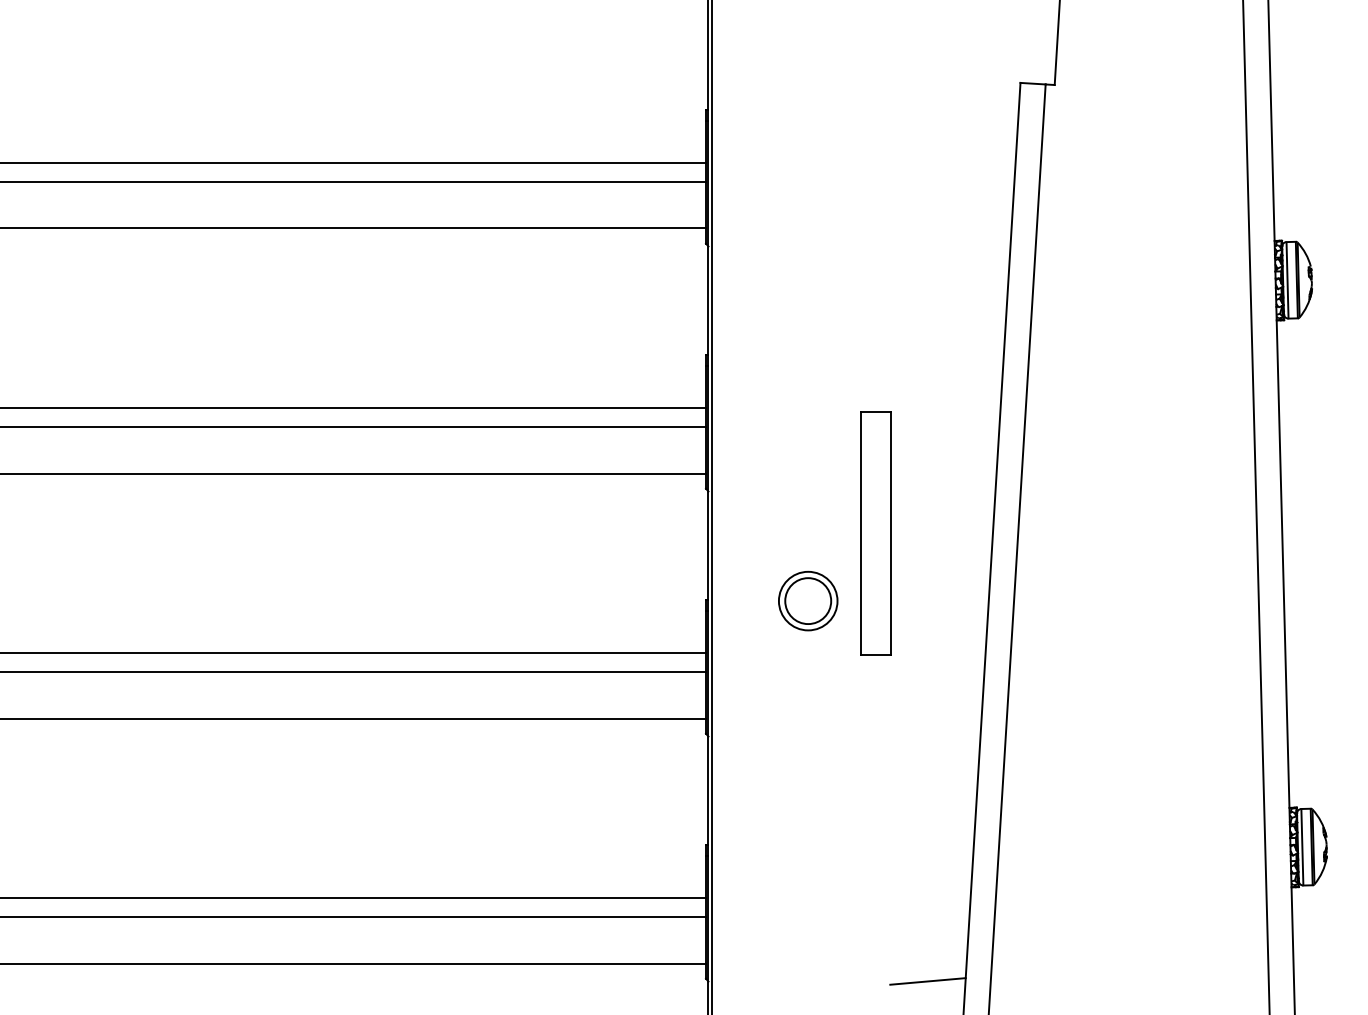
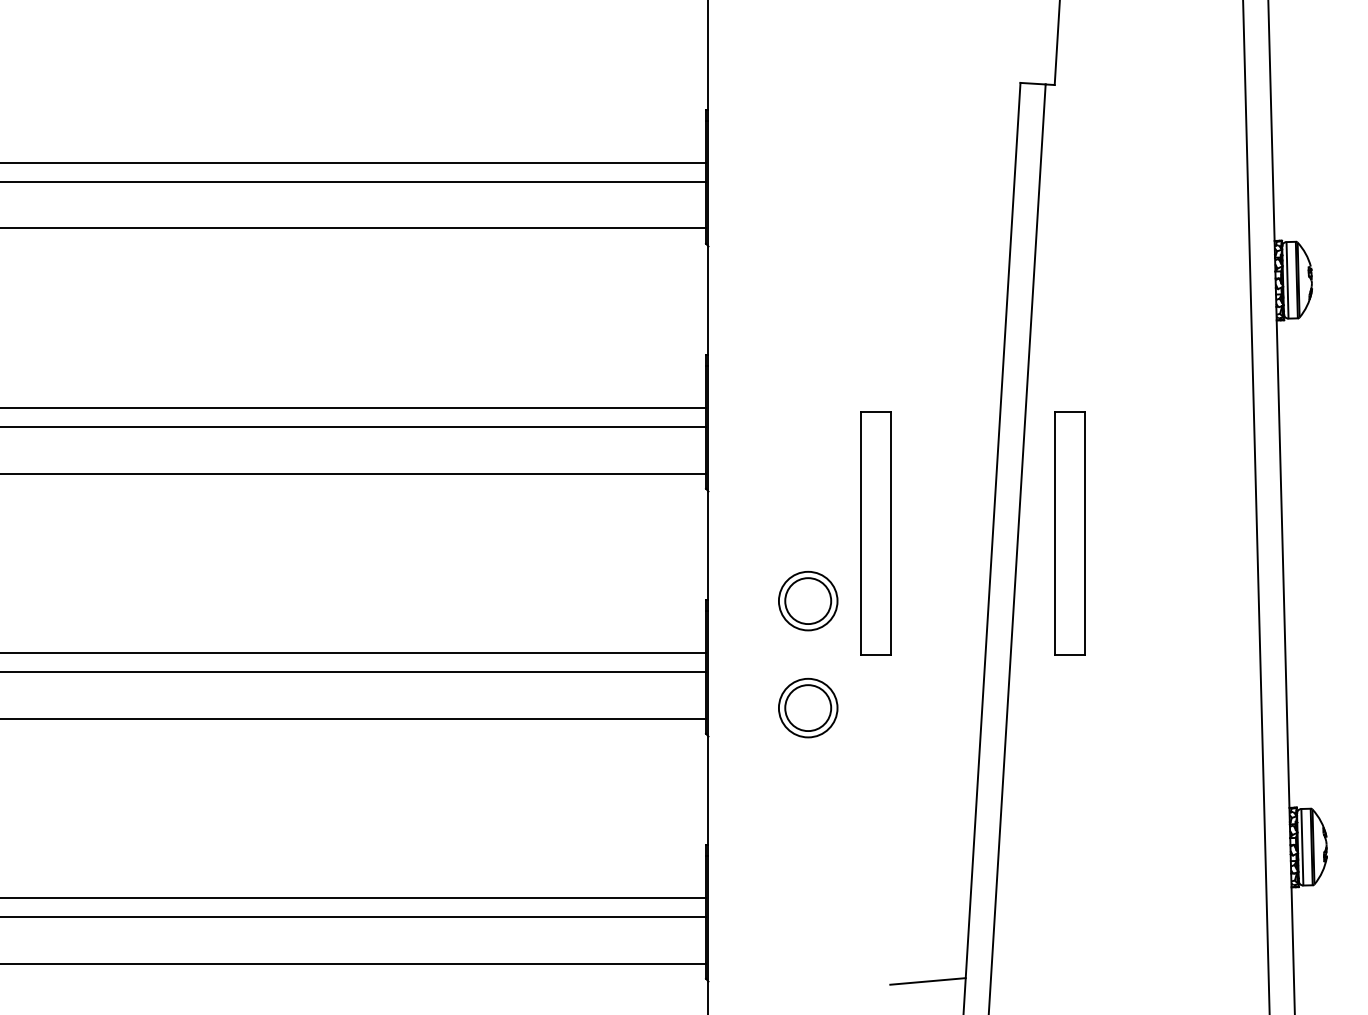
line: present -> none (711, 506)
part: none -> present (1069, 533)
part: none -> present (808, 707)
